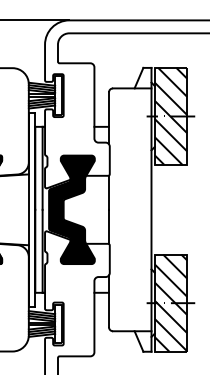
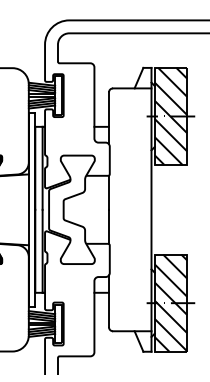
line: present -> none (35, 20)
fill: present -> none (71, 209)
